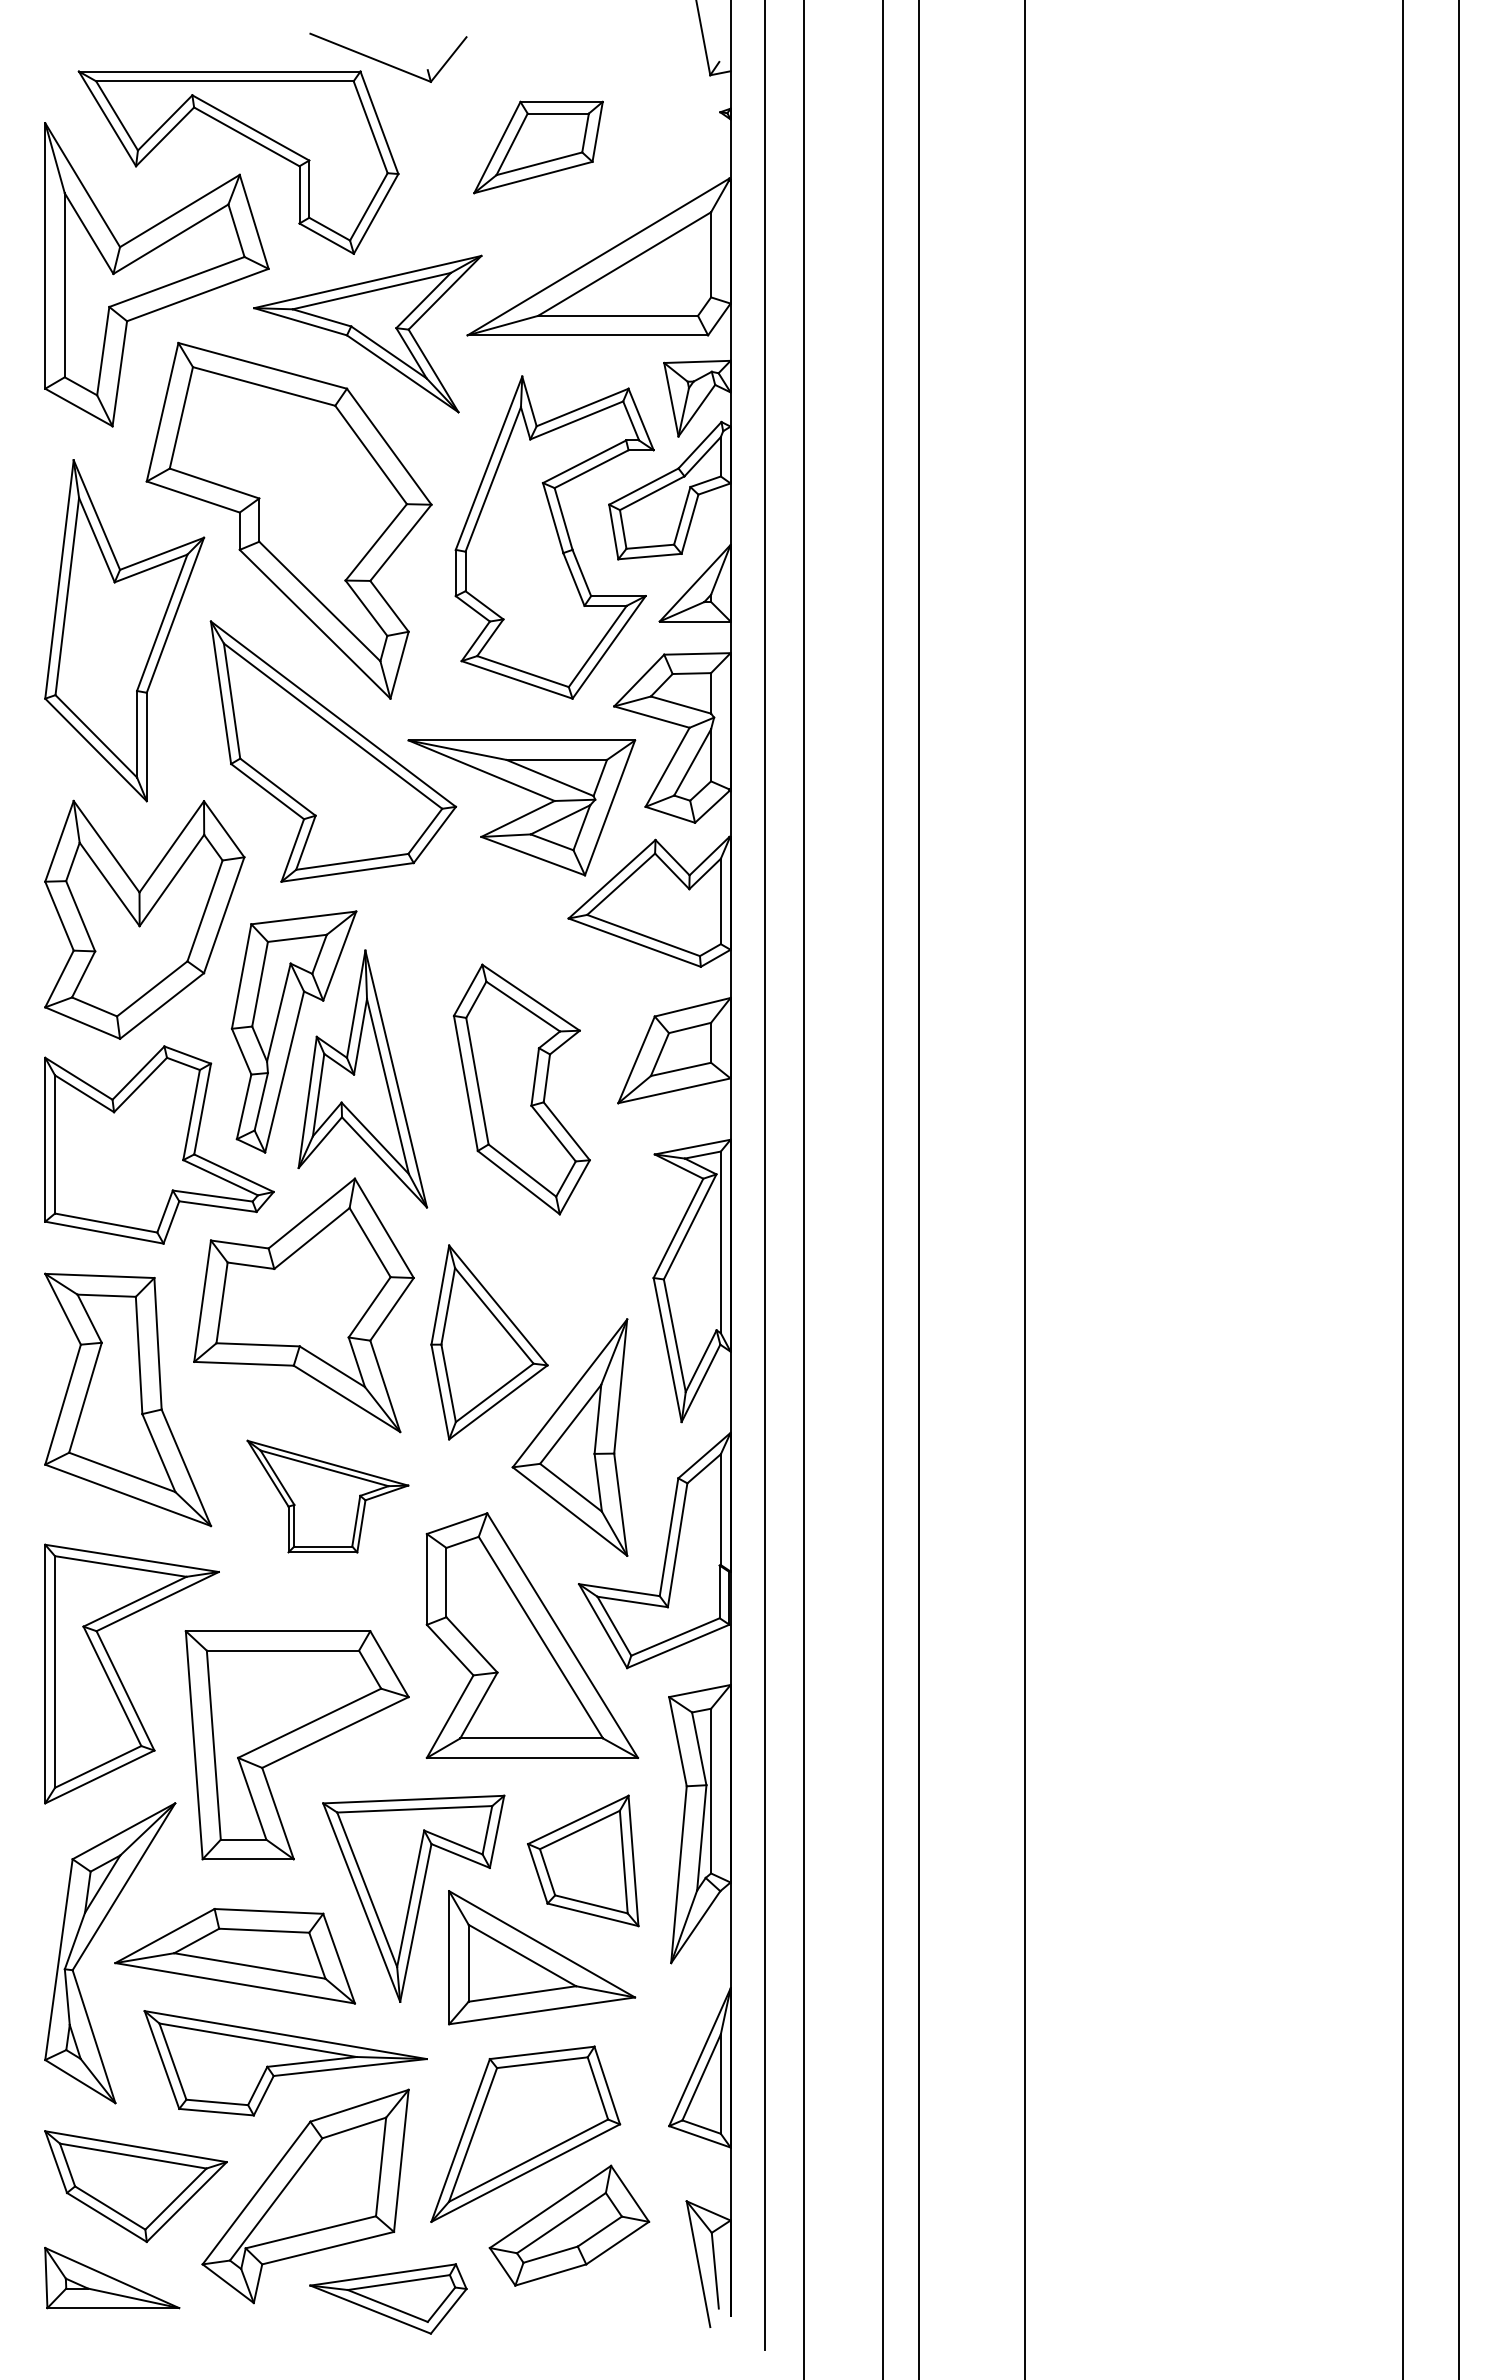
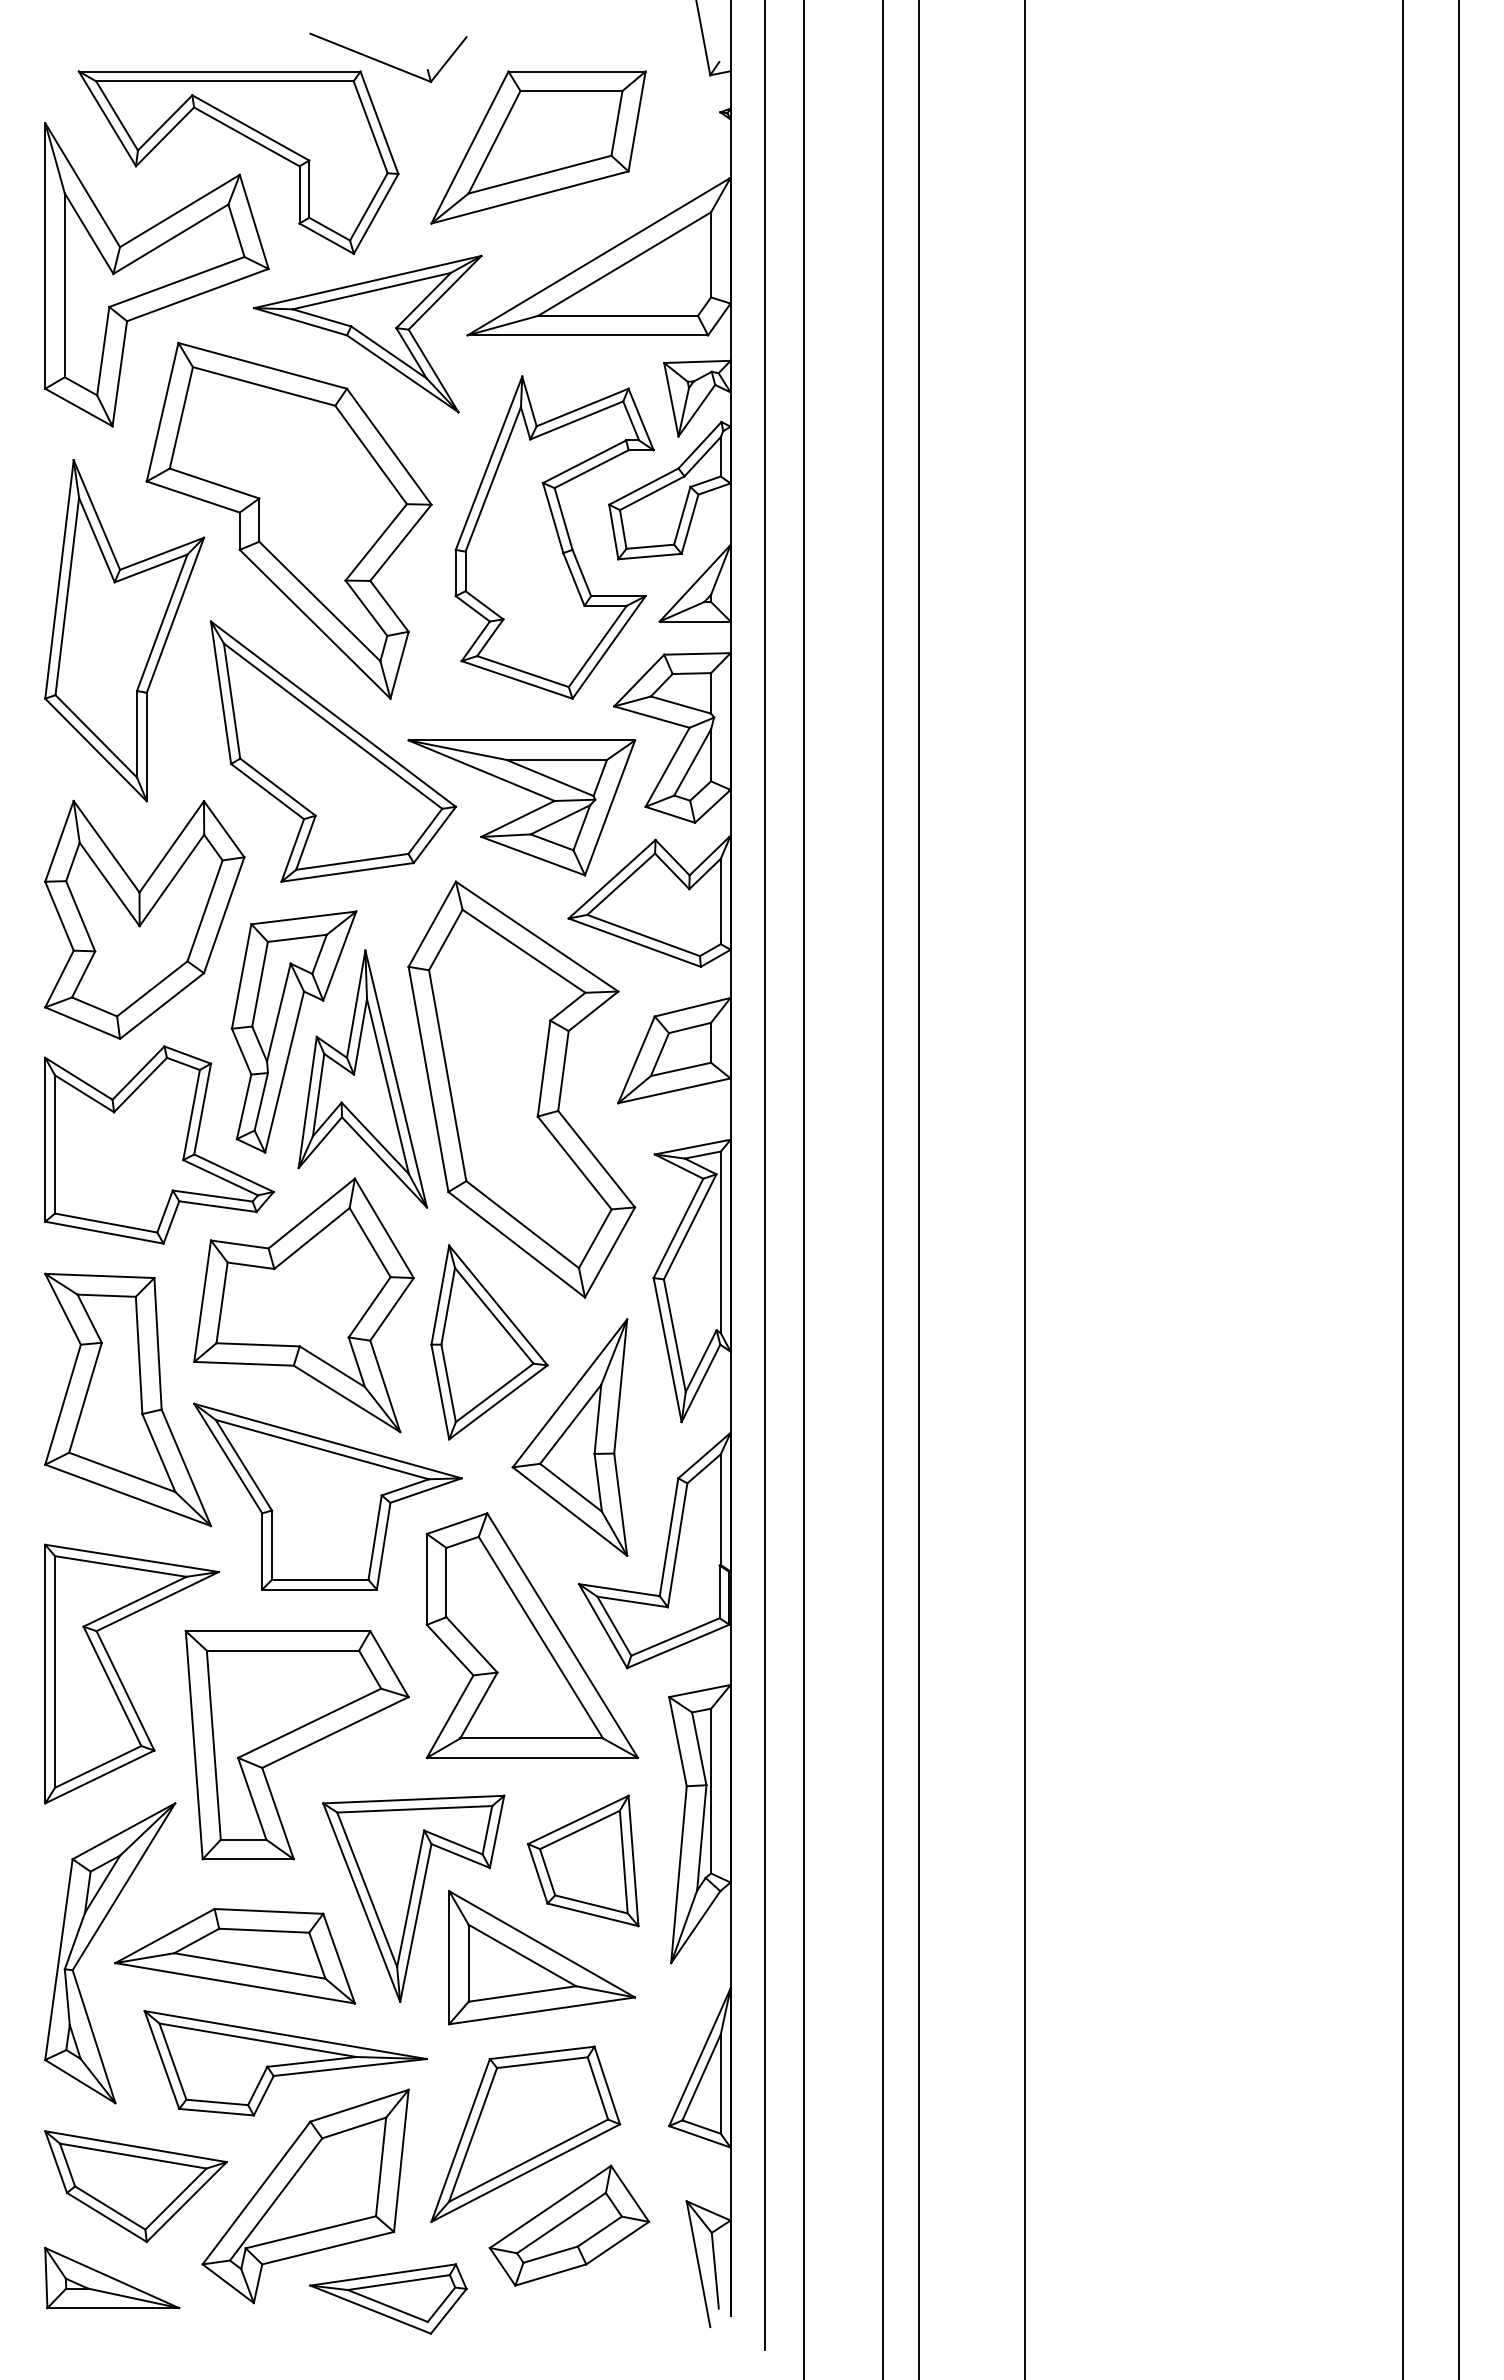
part size: 131x95 px -> 217x155 px (538, 147)
part size: 139x253 px -> 230x419 px (521, 1089)
part size: 164x115 px -> 270x189 px (327, 1496)
